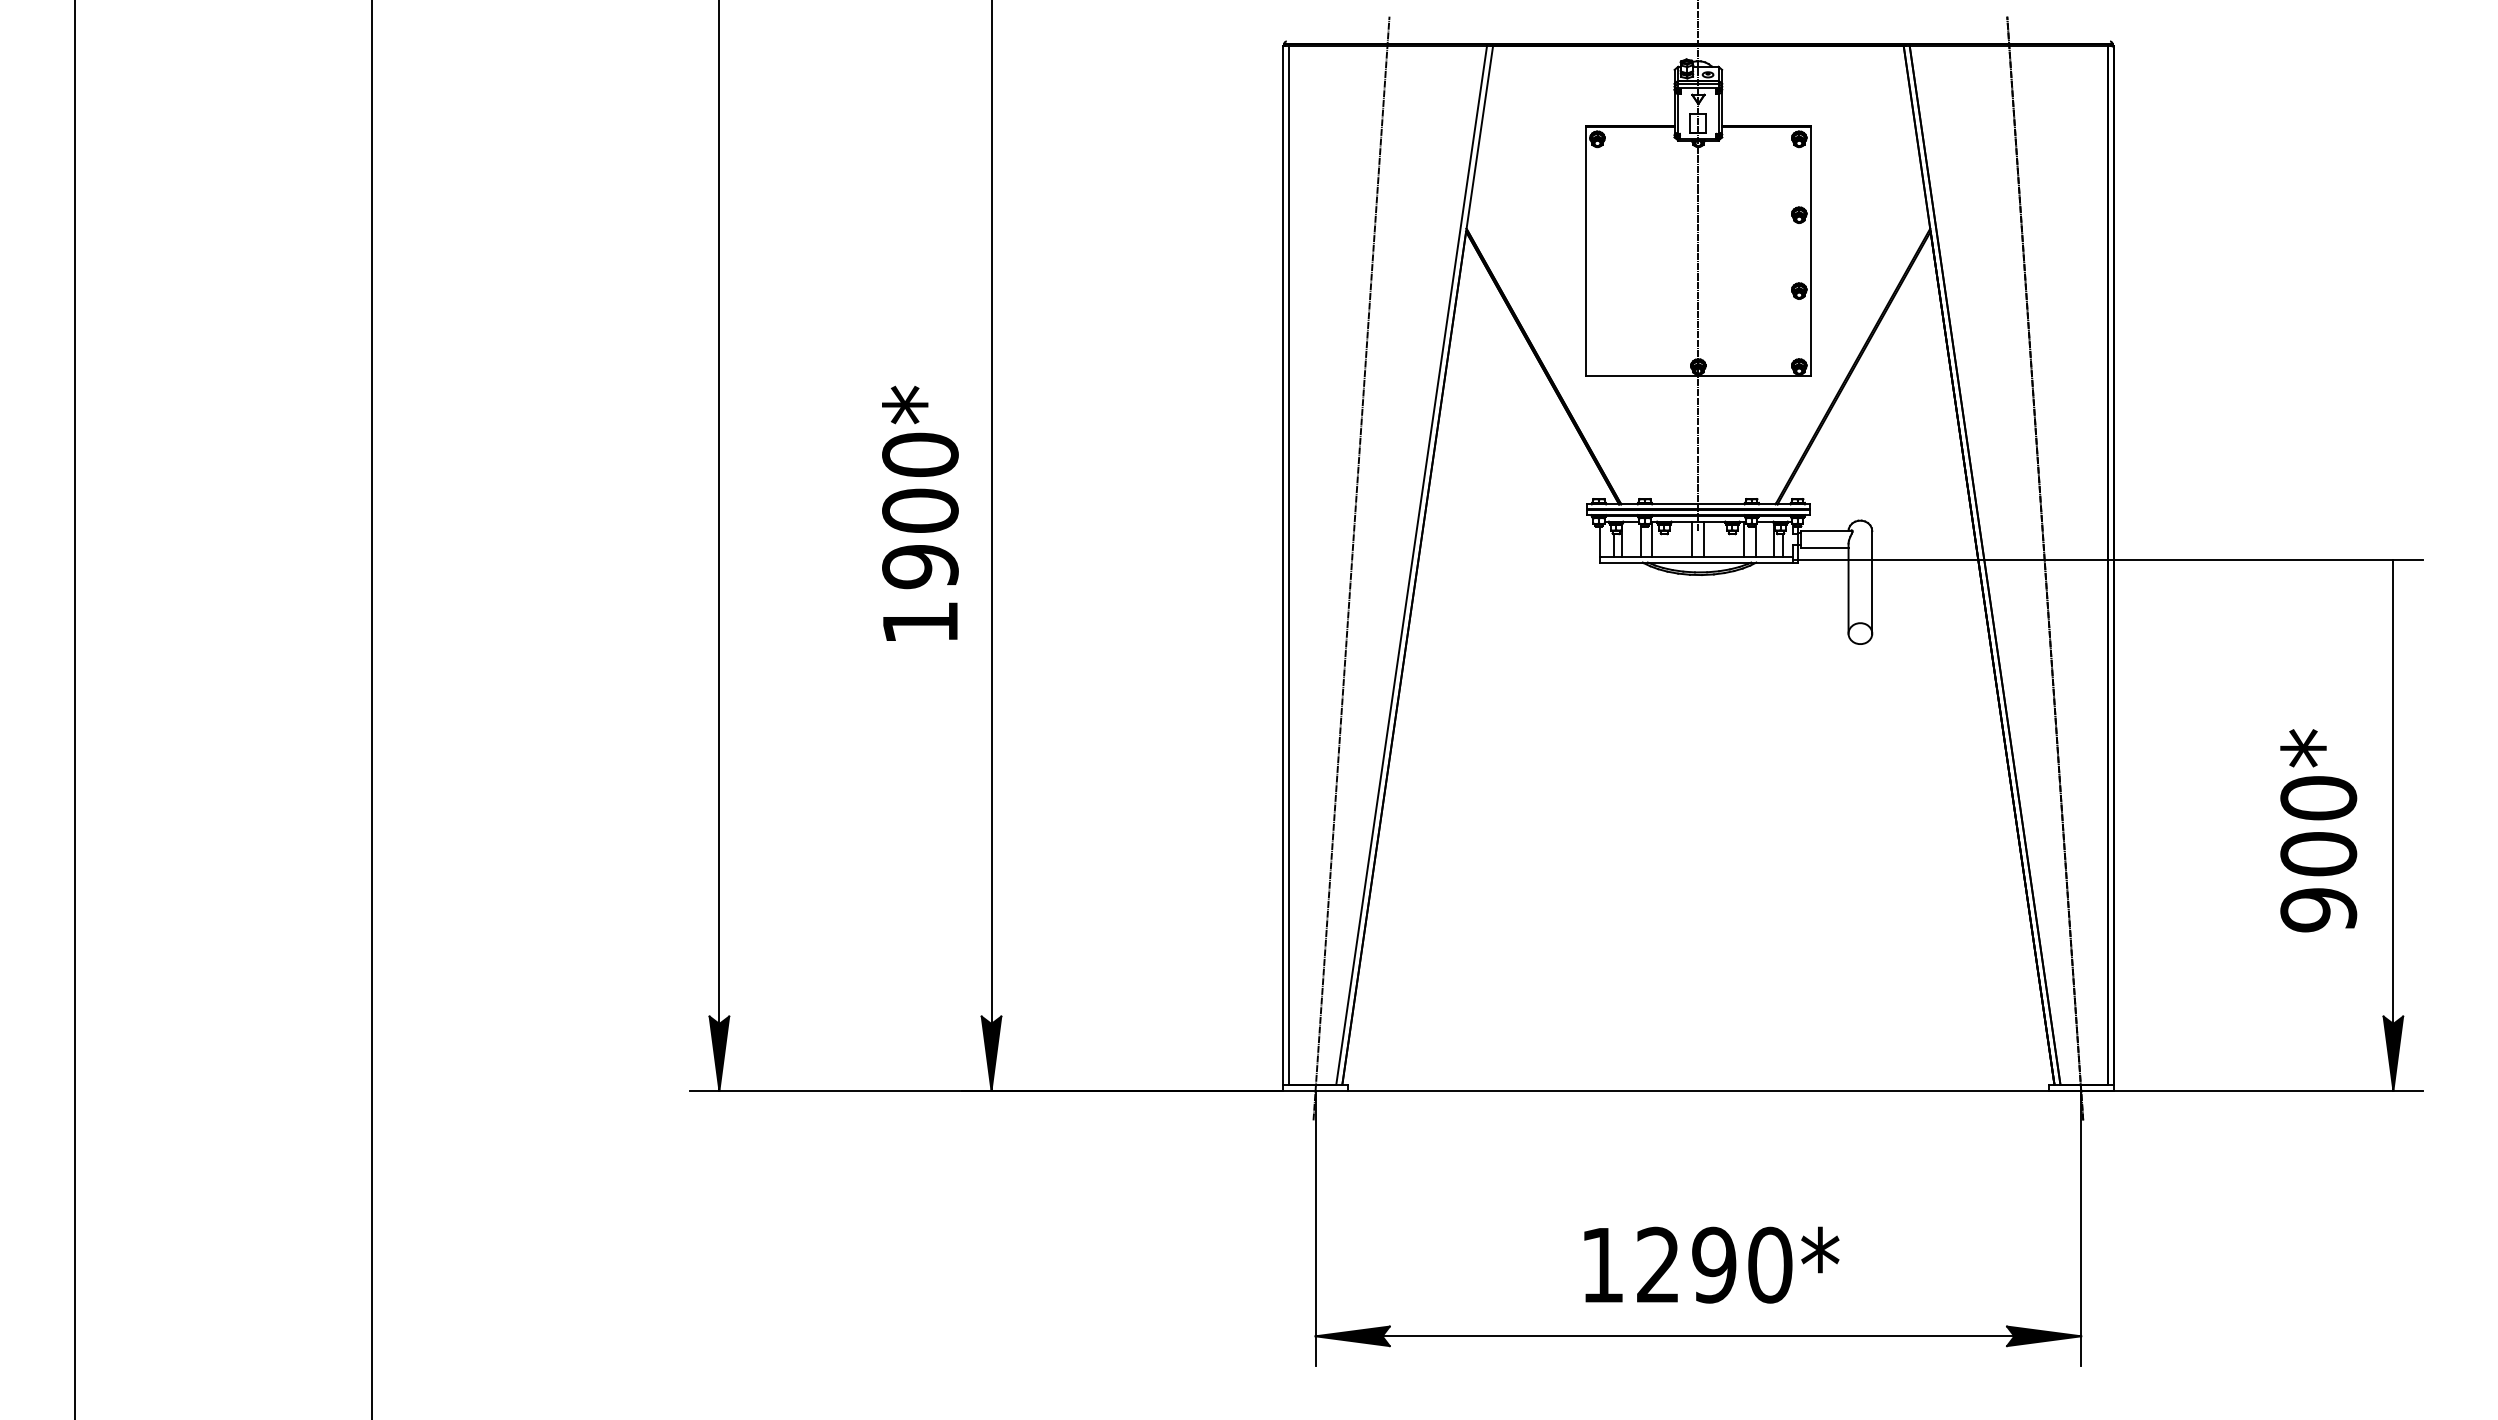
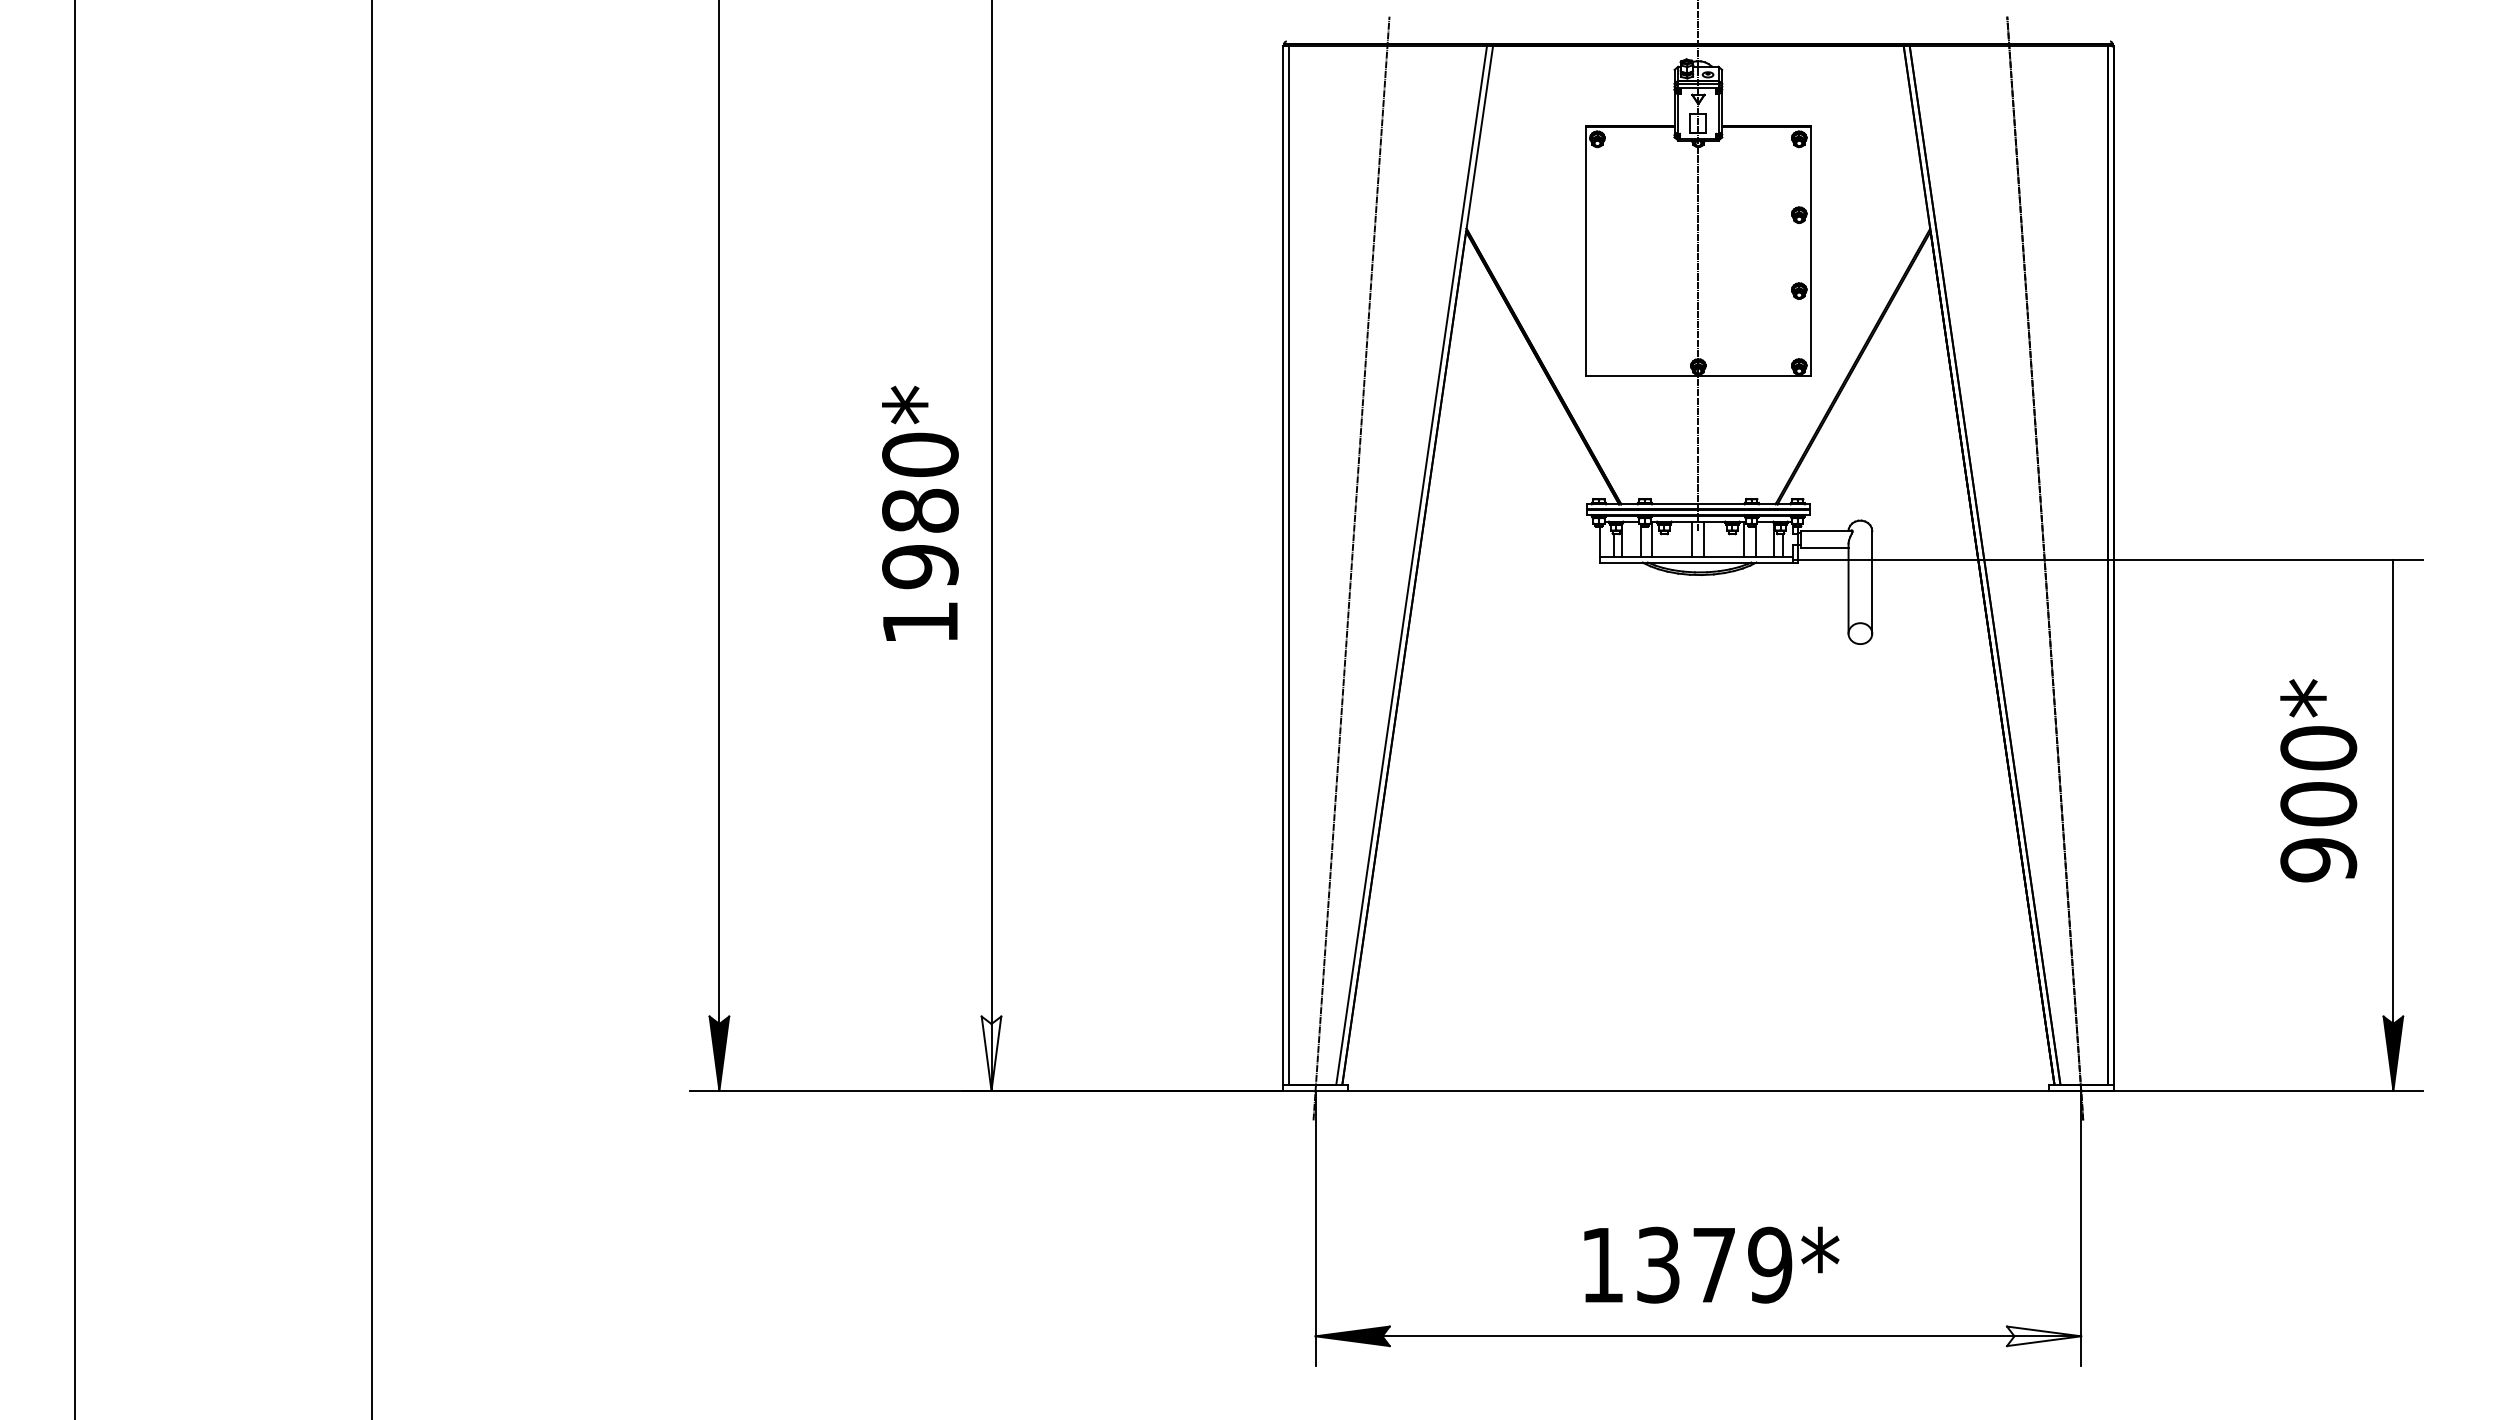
text: 1900* -> 1980* (920, 510)
text position: (2318, 830) -> (2318, 780) (2318, 780)
fill: present -> none (991, 1053)
text: 1290* -> 1379* (1714, 1264)
fill: present -> none (2044, 1336)
